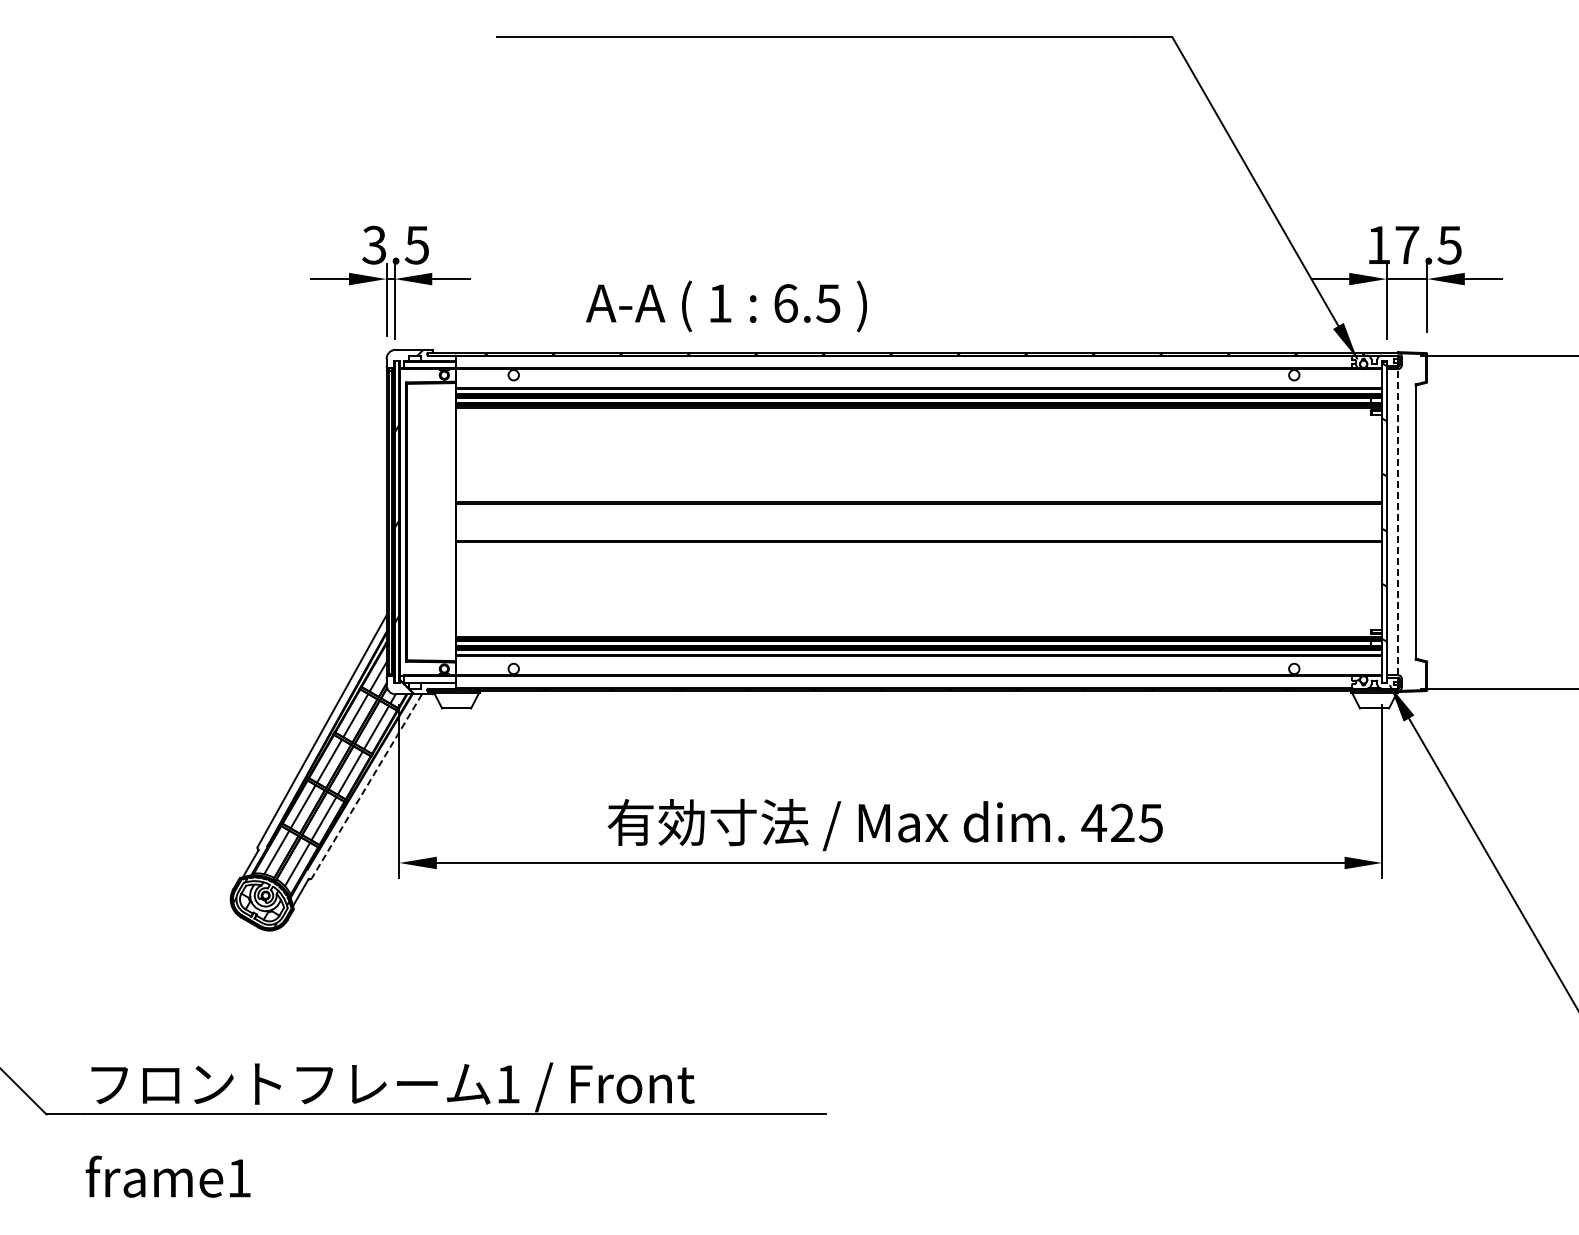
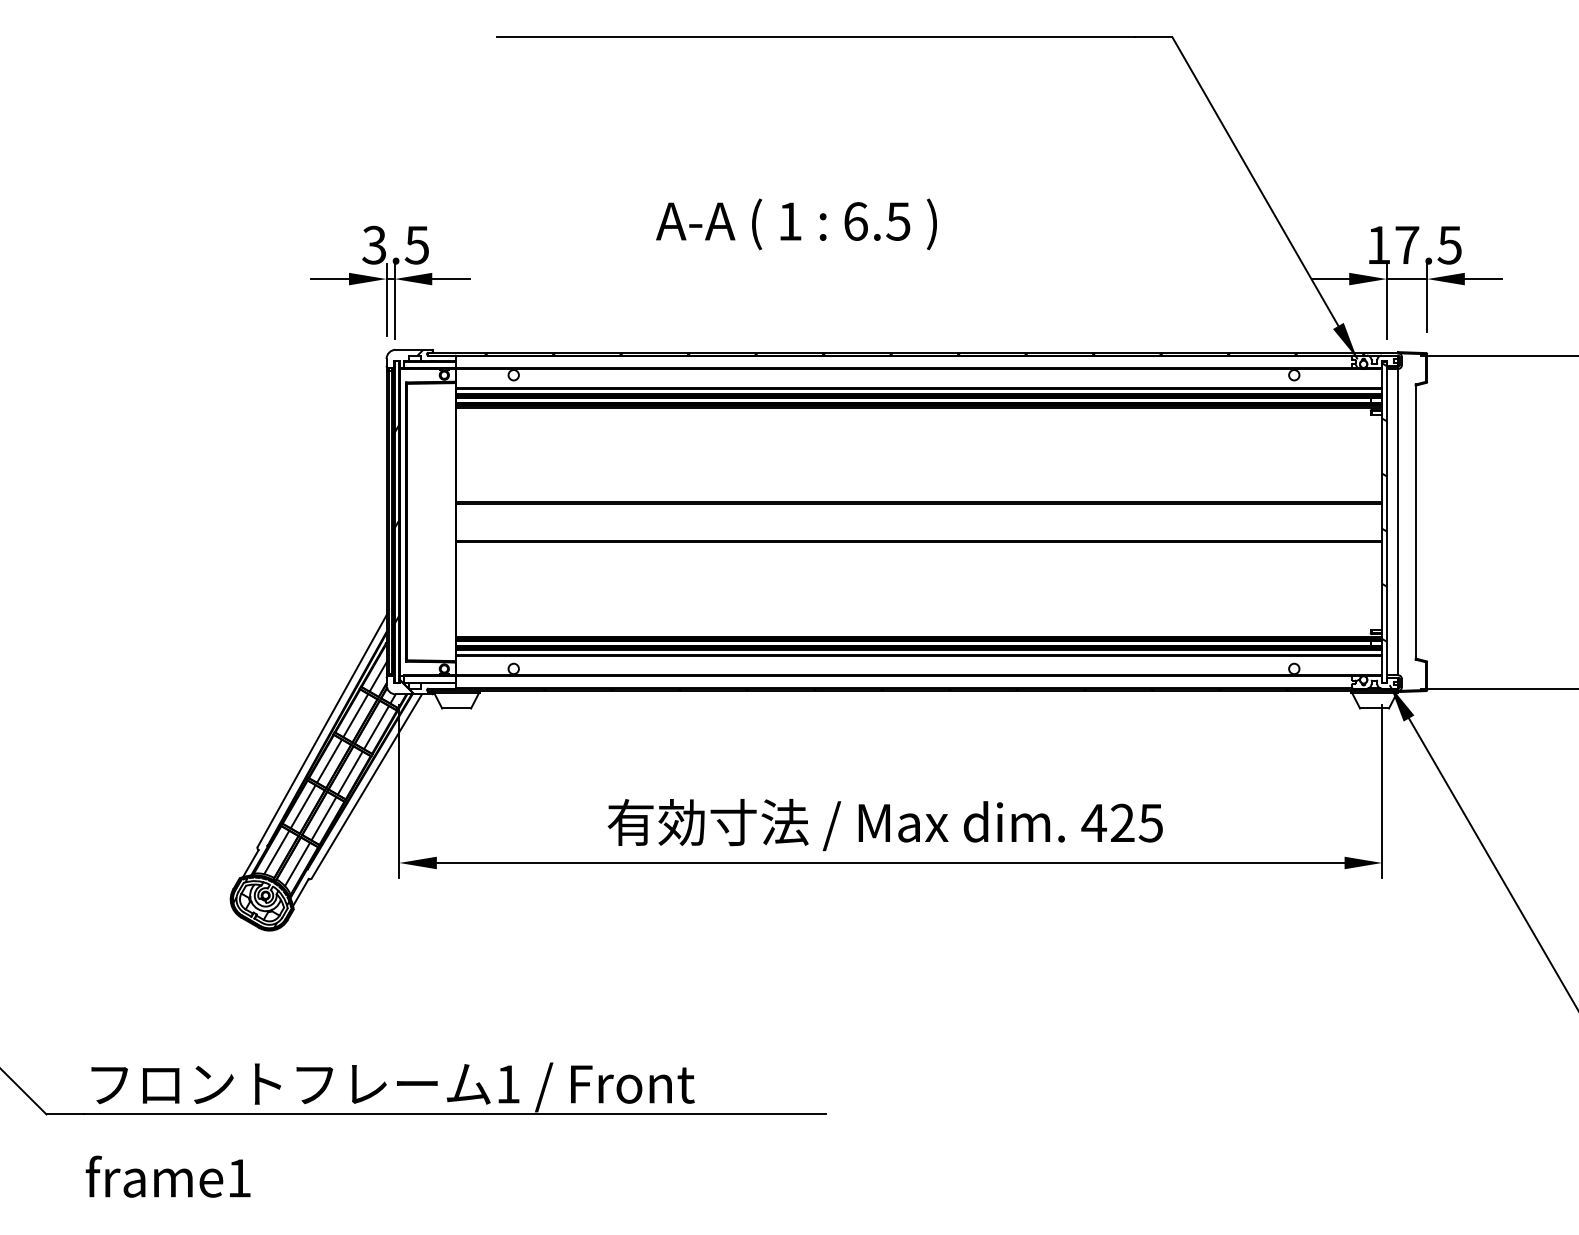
text position: (726, 306) -> (796, 224) (796, 224)
line: dashed -> solid (1398, 521)
line: dashed -> solid (366, 786)
